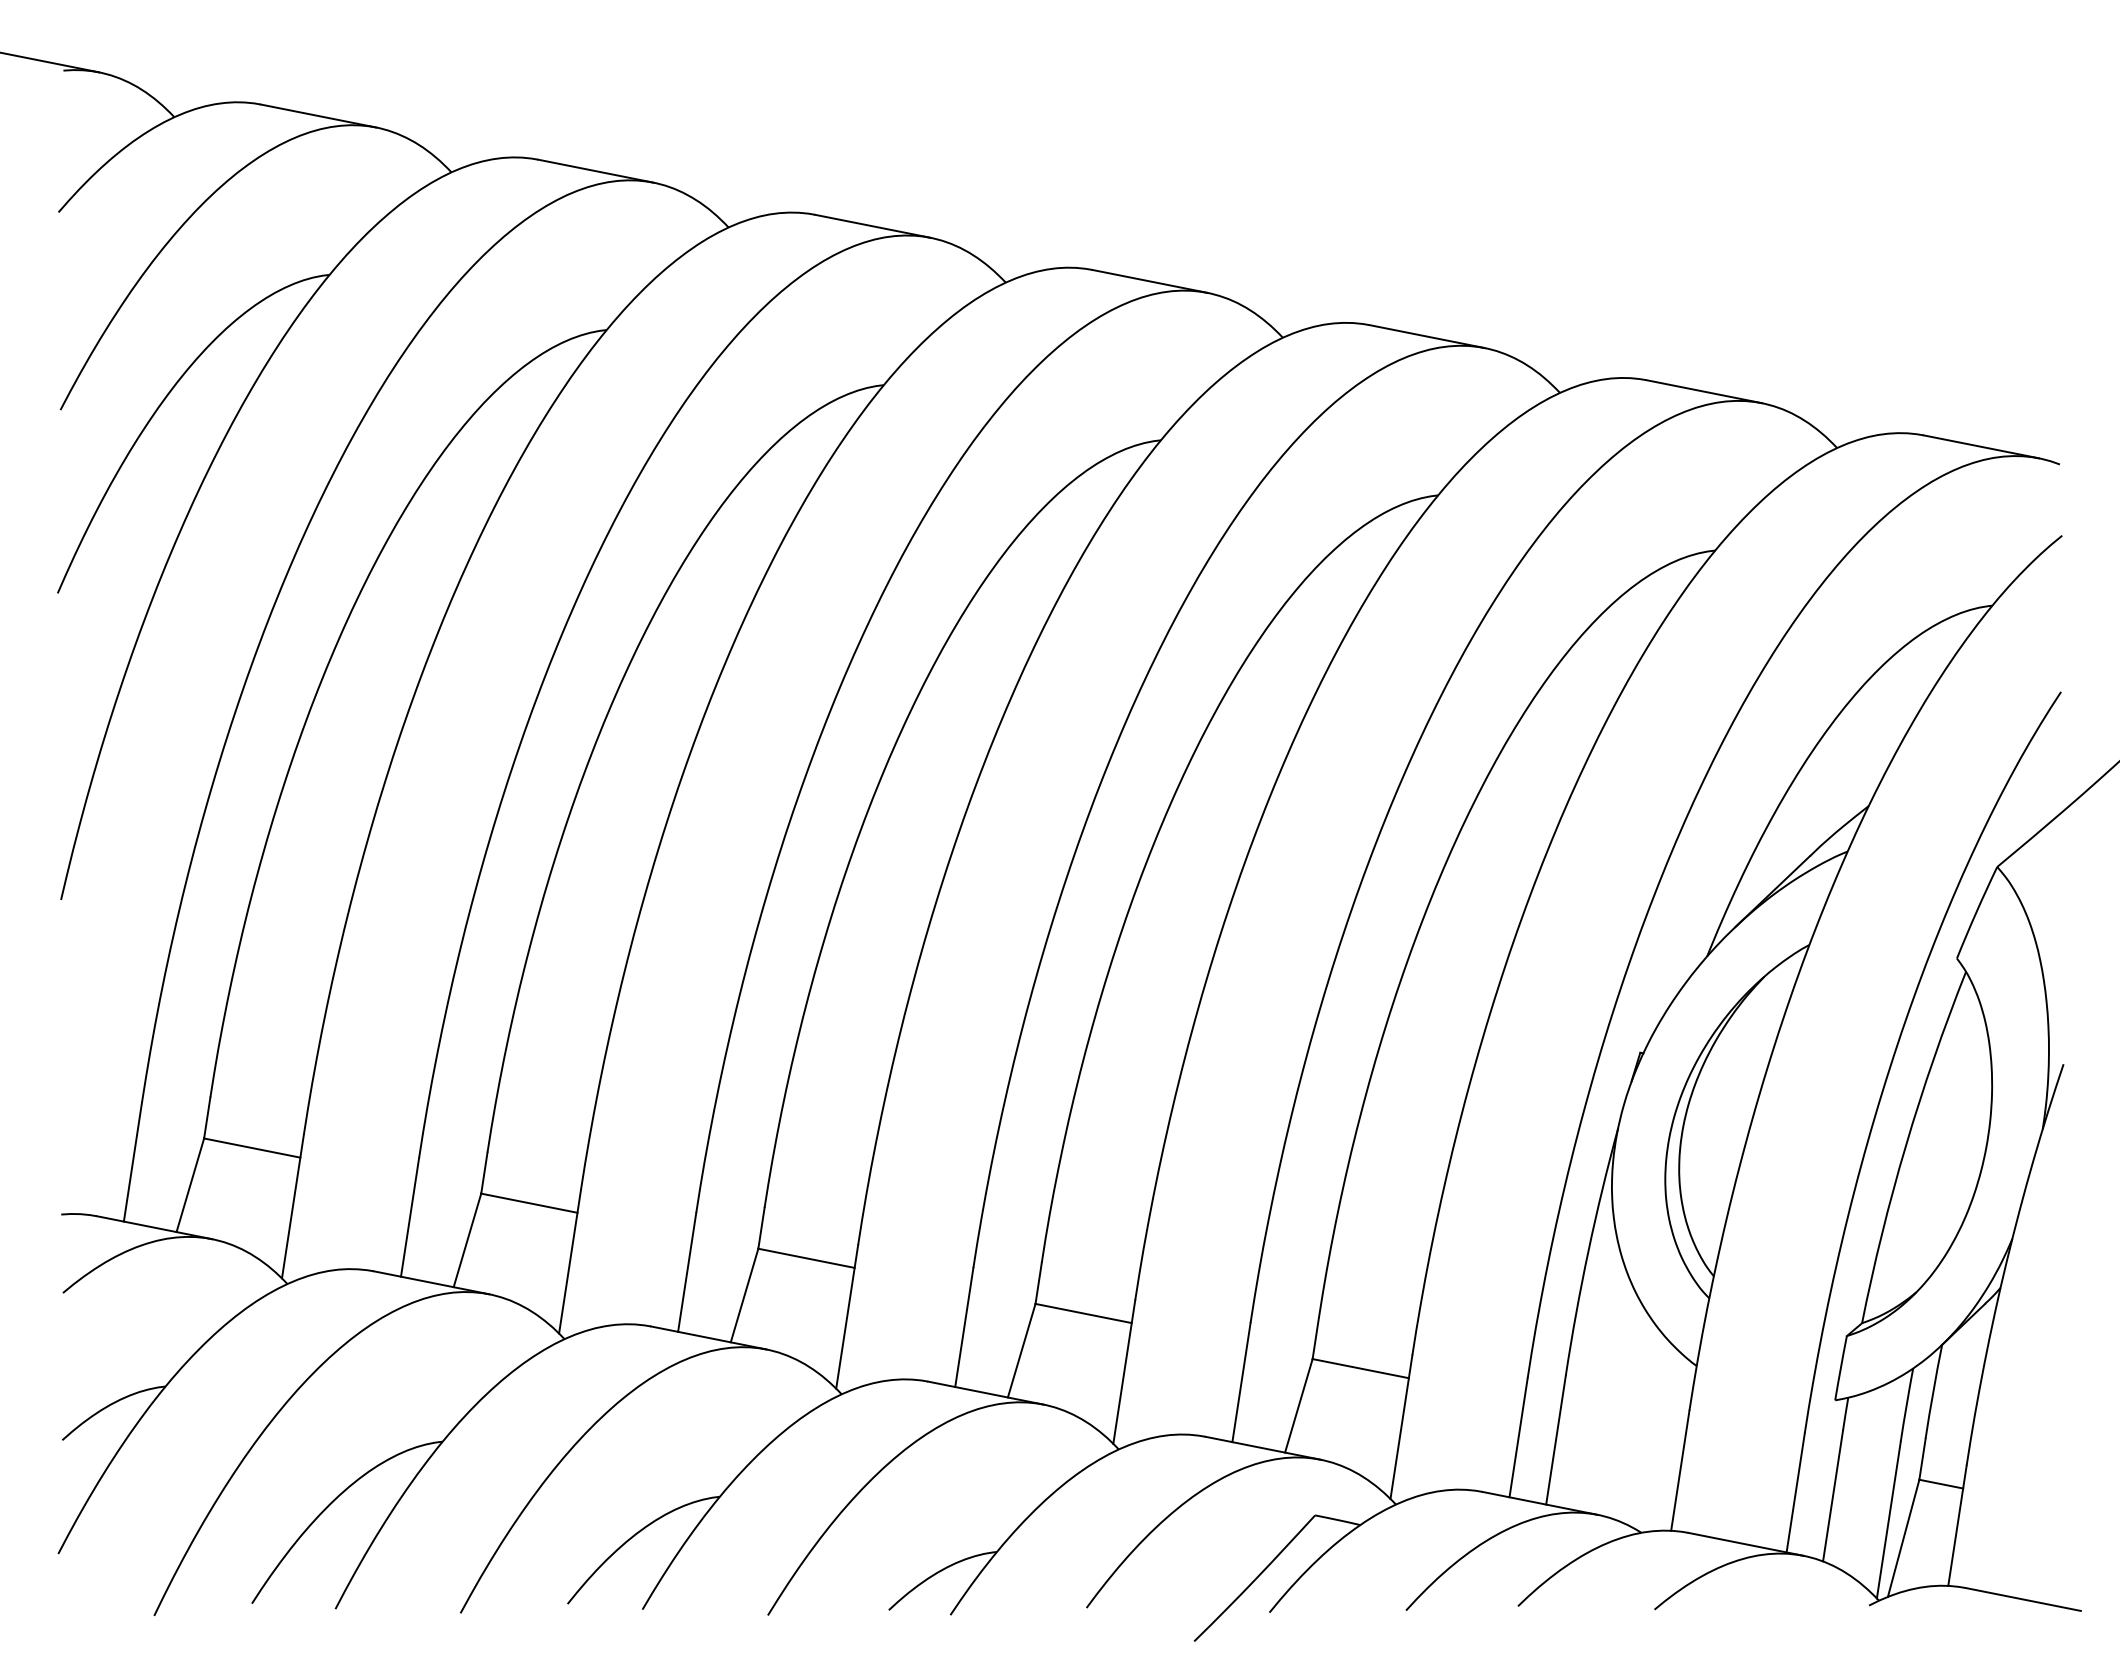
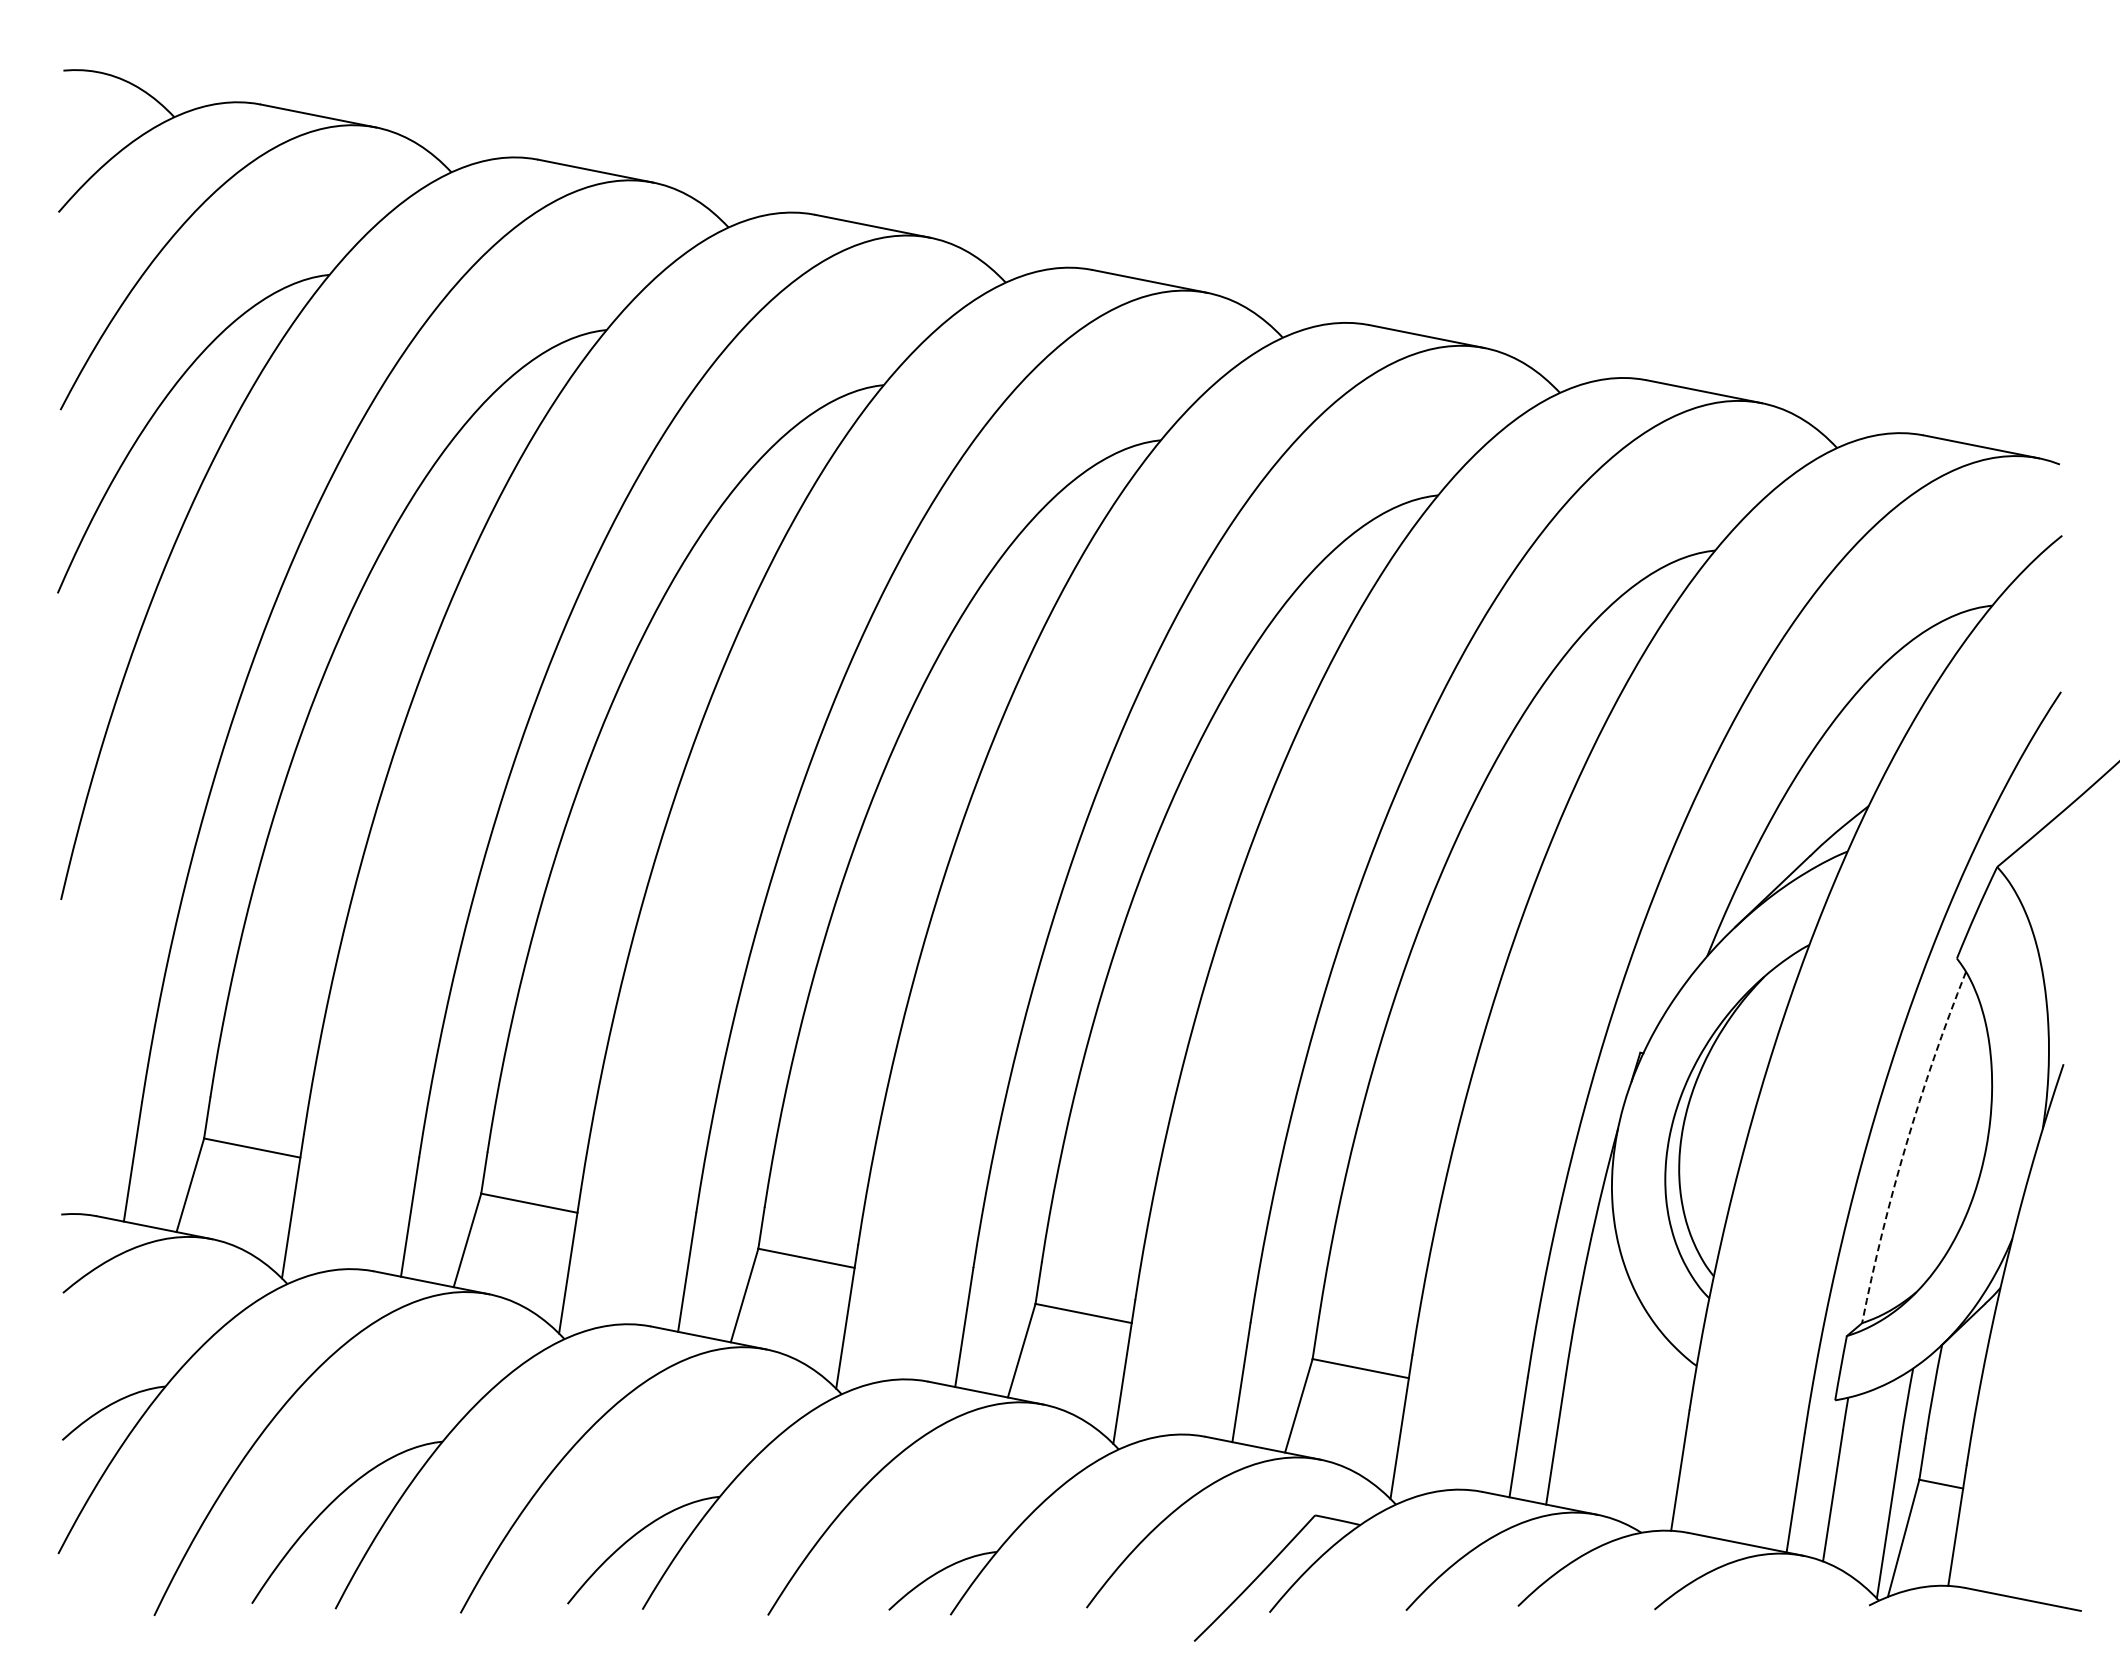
line: present -> none (50, 62)
arc: solid -> dashed (1906, 1145)
